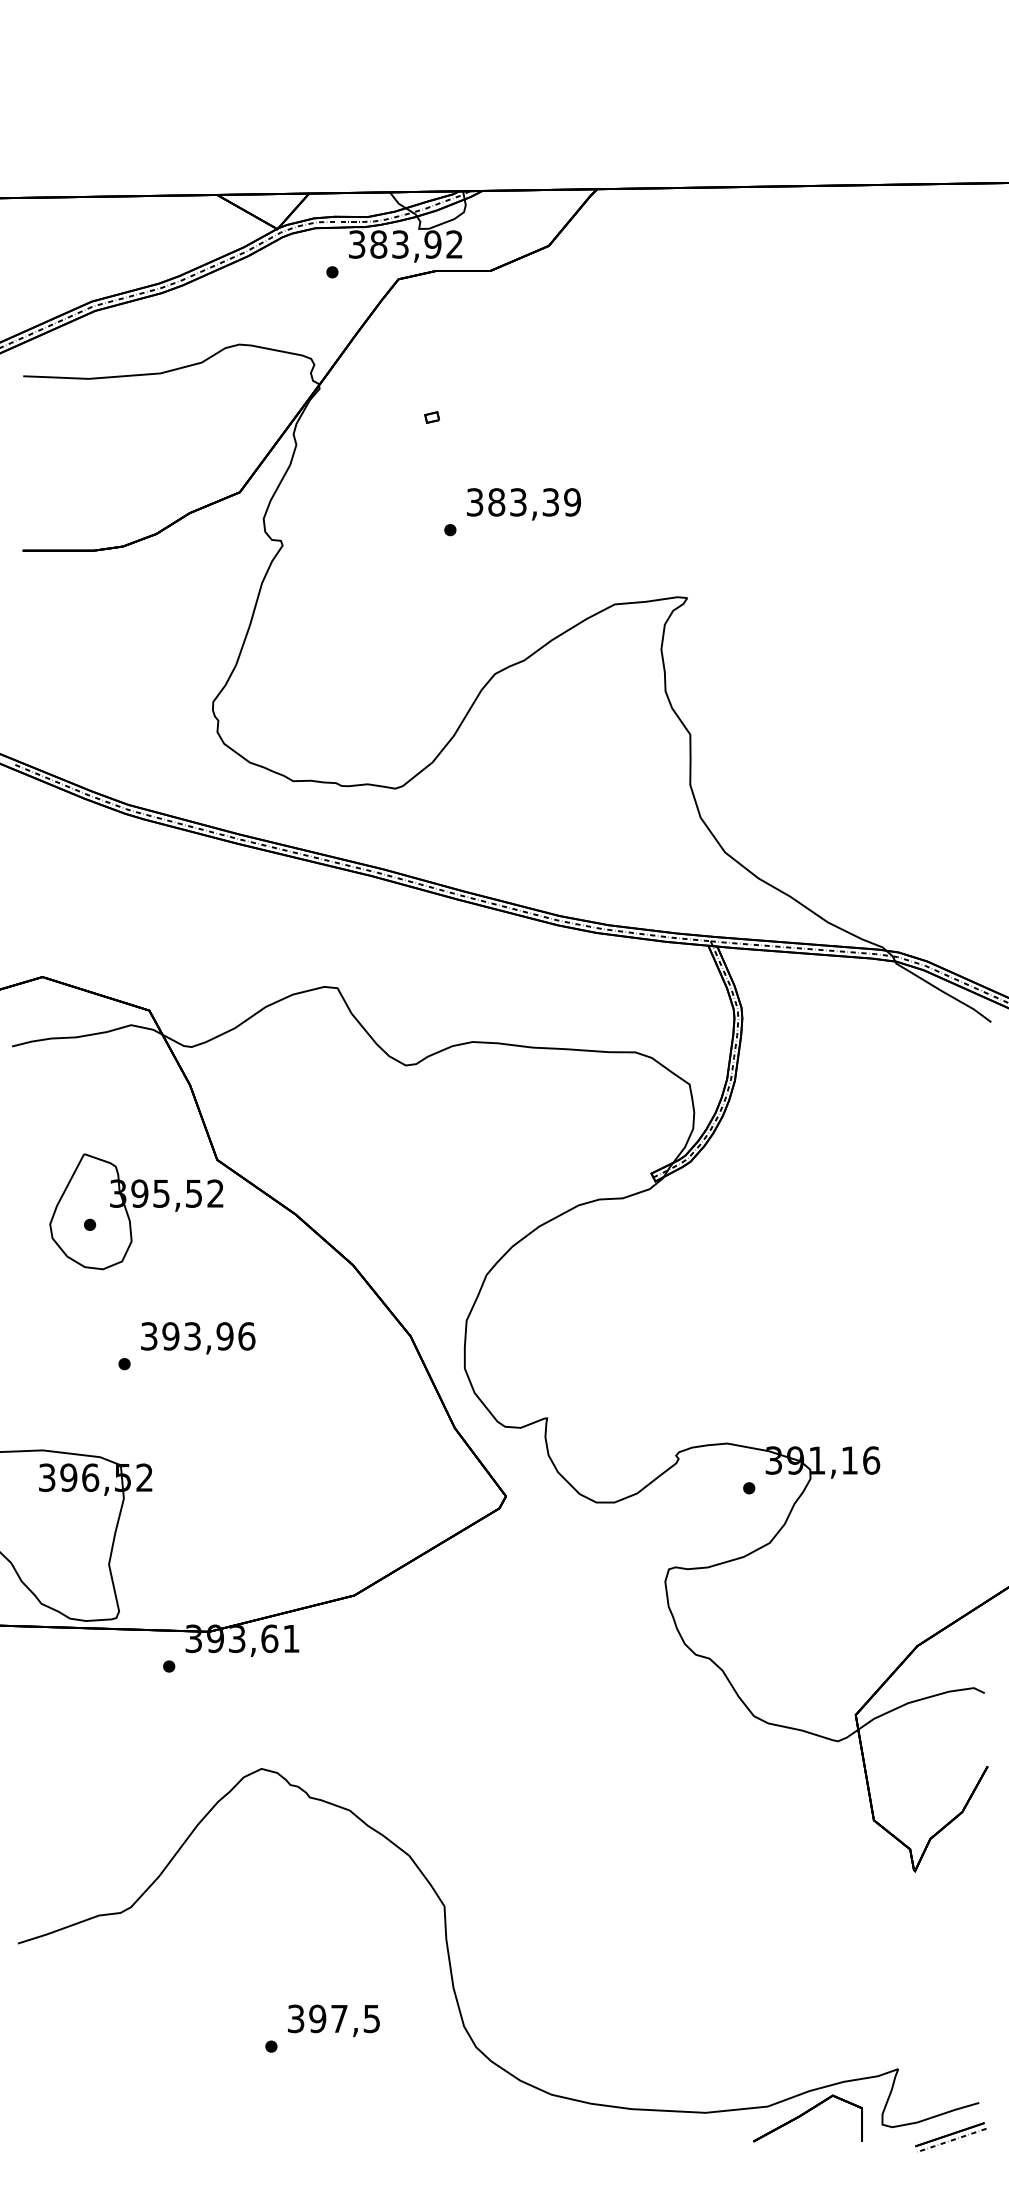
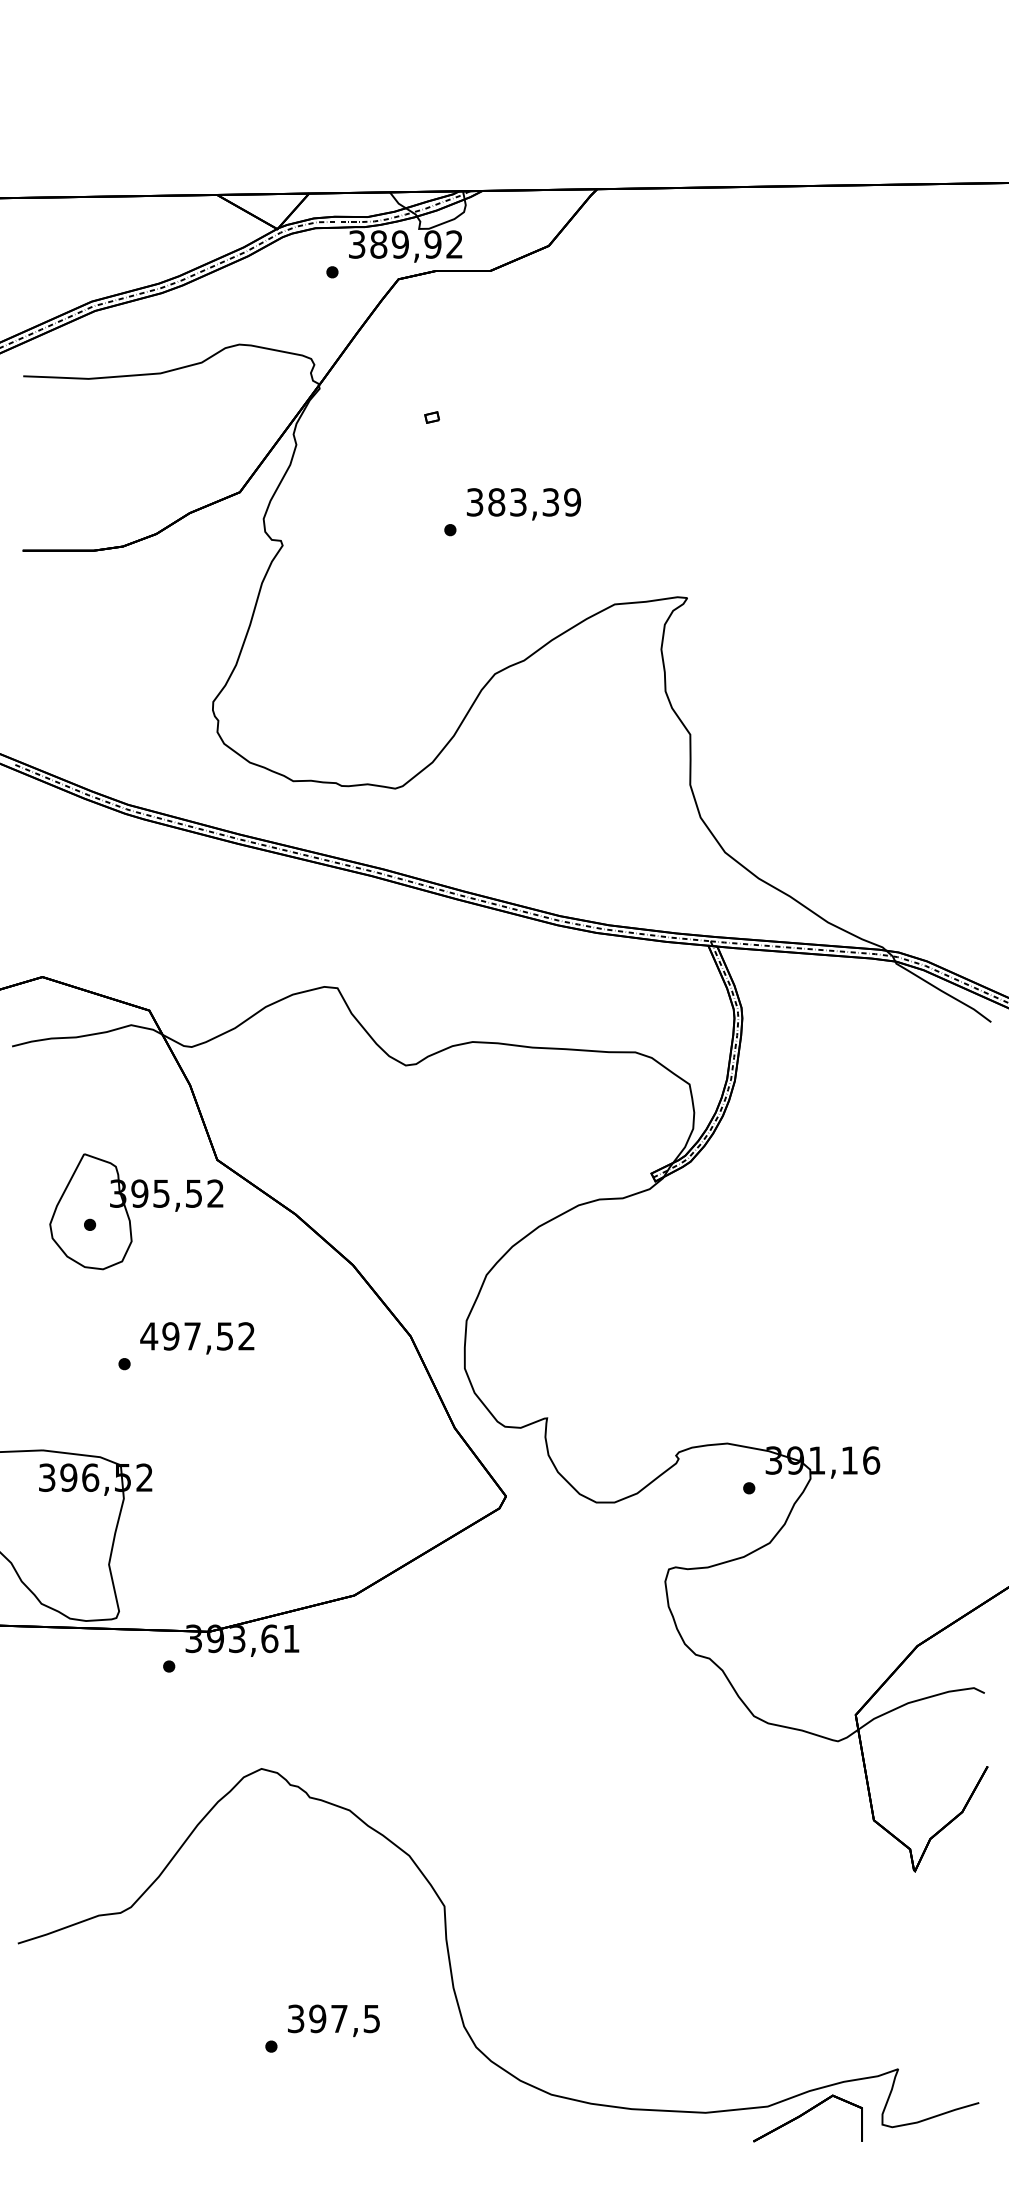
text: 383,92 -> 389,92 (399, 244)
text: 393,96 -> 497,52 (197, 1336)
part: present -> none (950, 2137)
